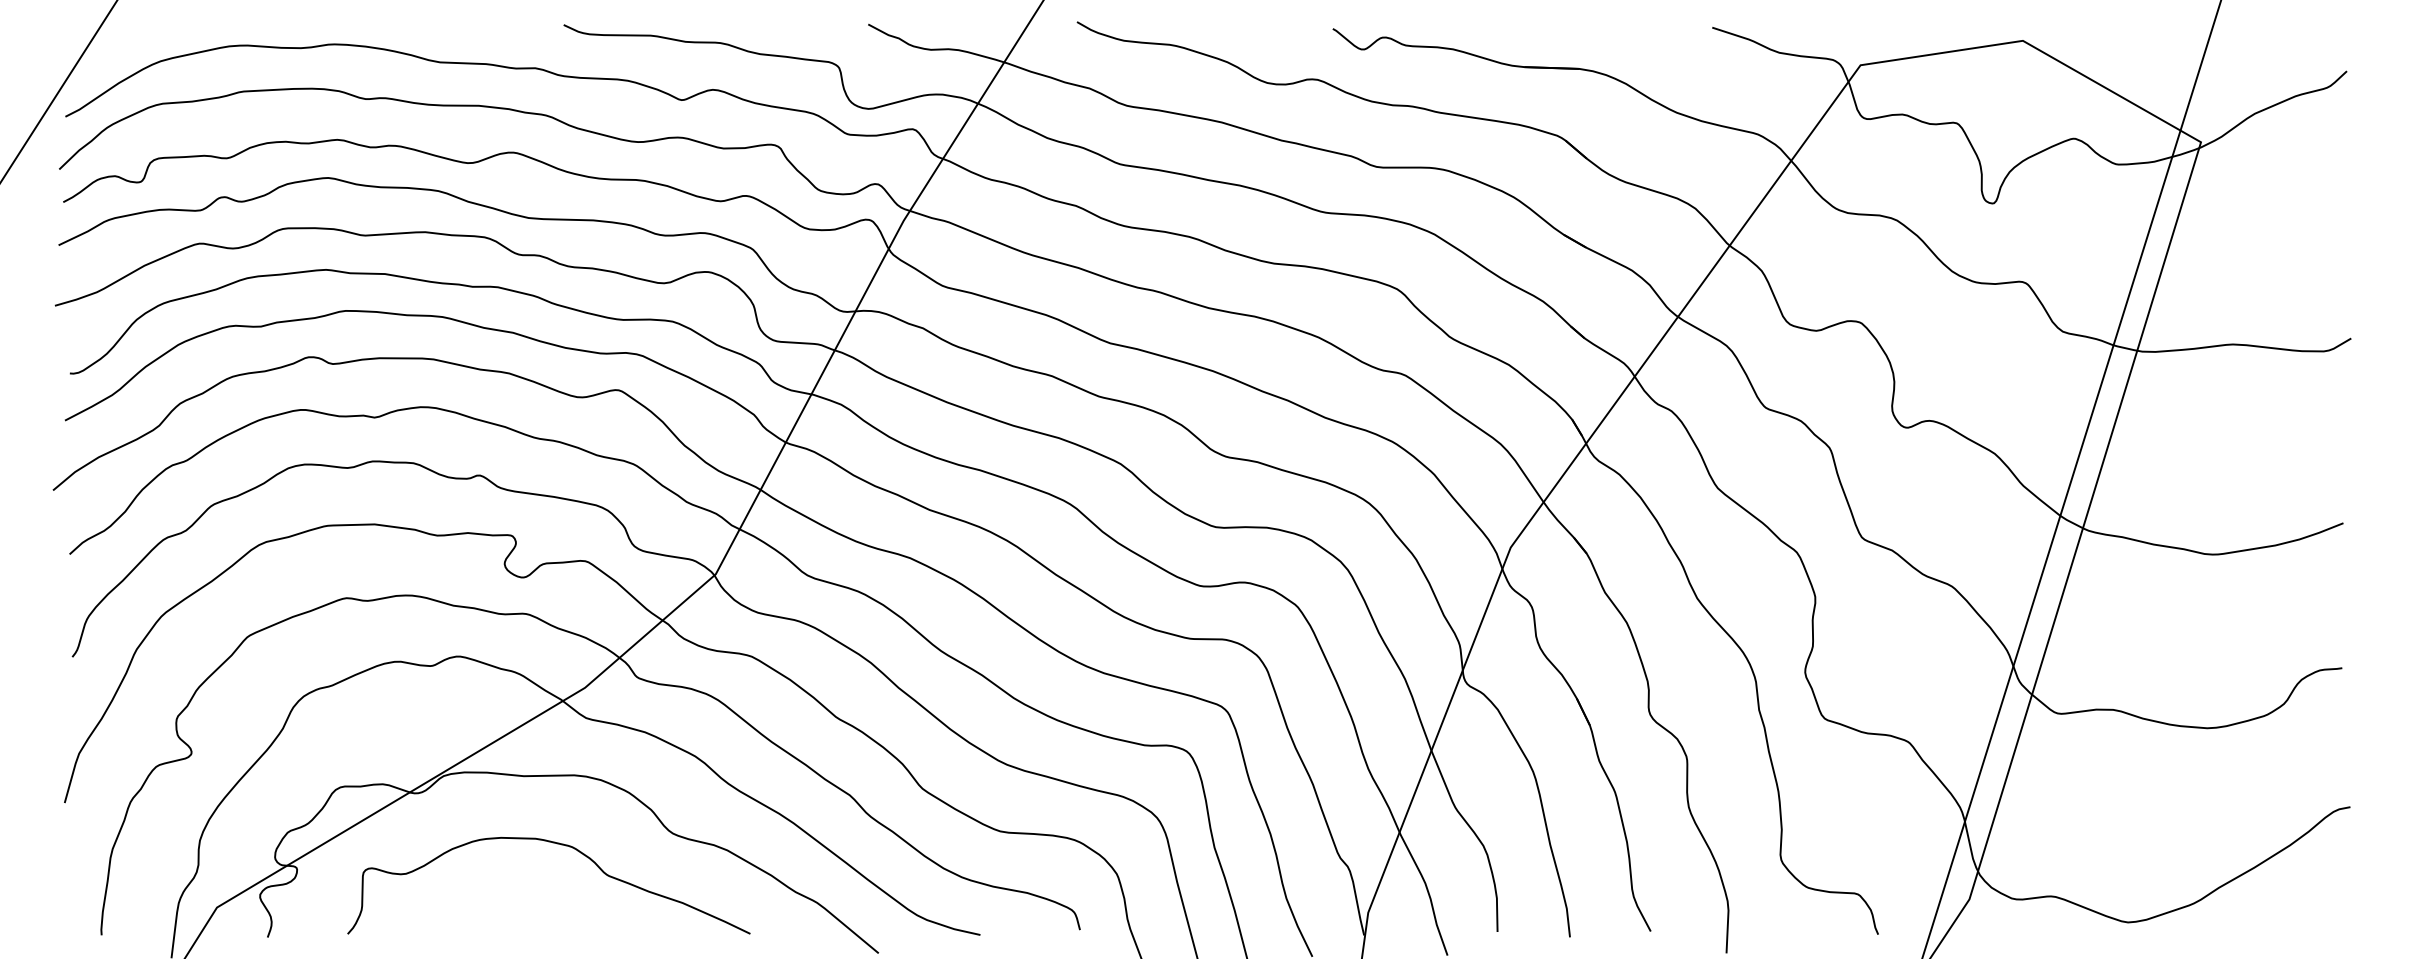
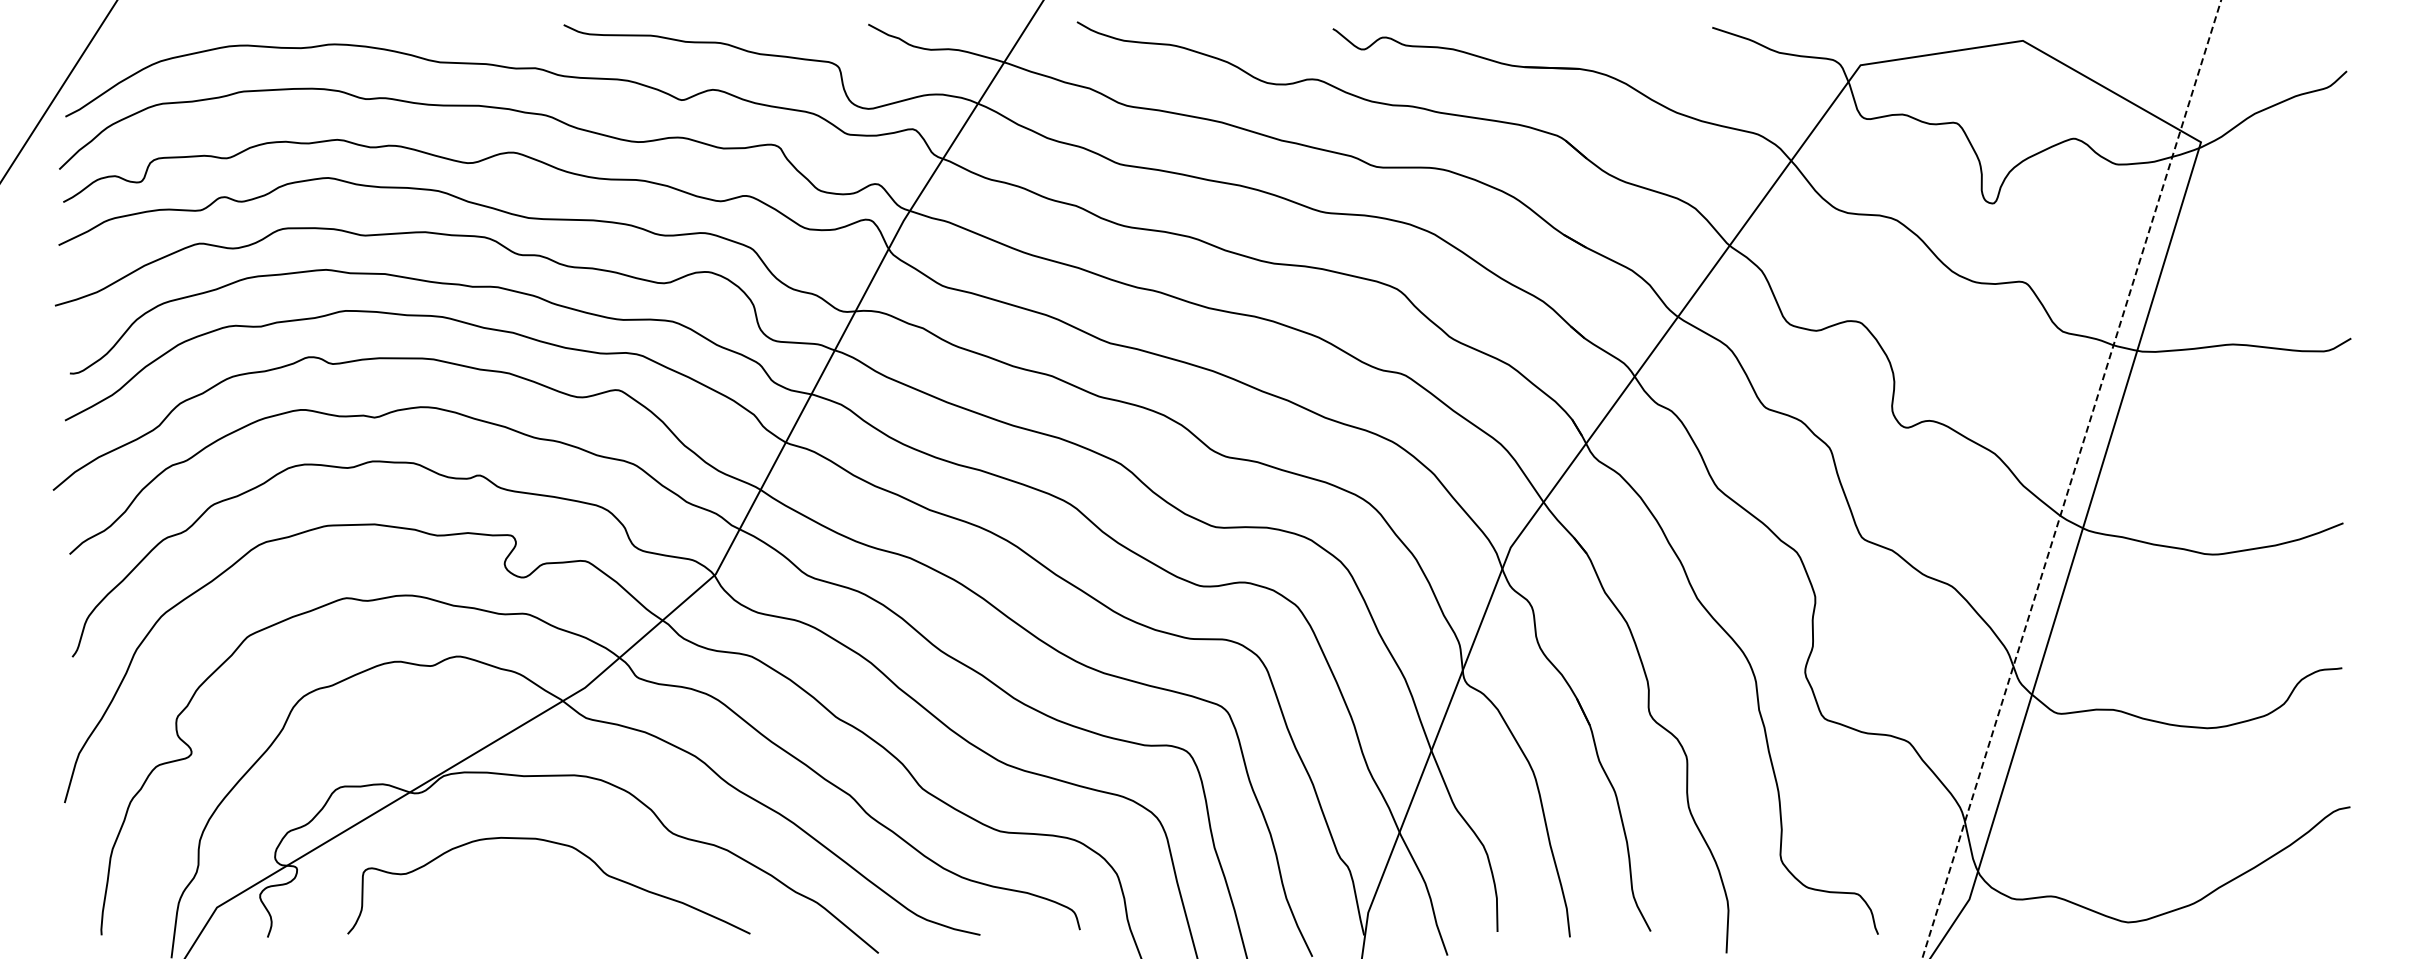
line: solid -> dashed (2071, 479)
